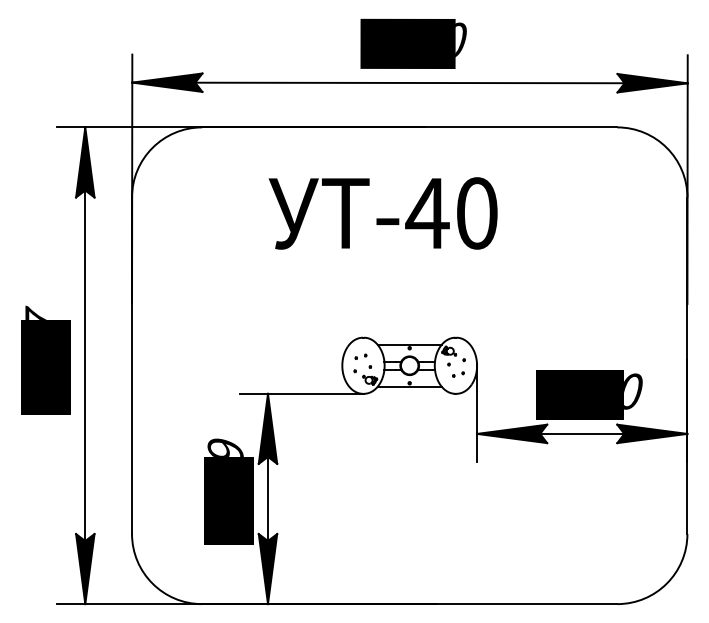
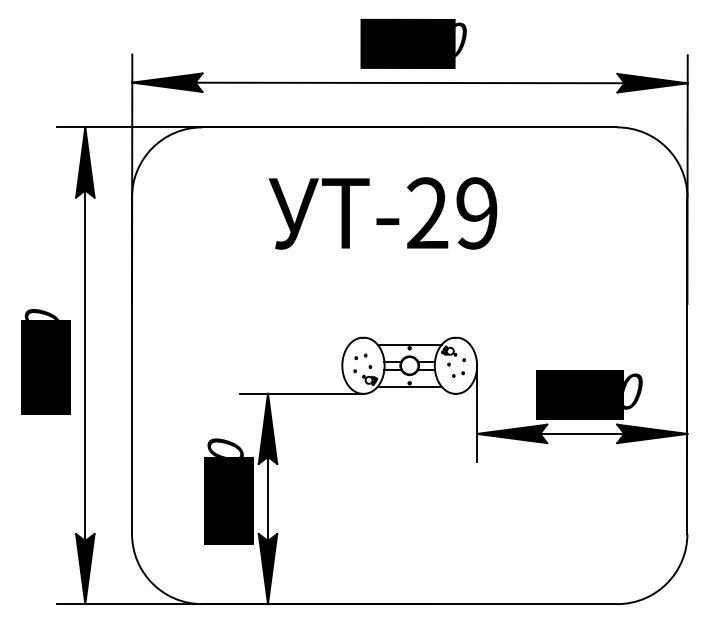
text: -40 -> -29 (451, 213)
text: 3407 -> 3400 (41, 312)
text: 2249 -> 1500 (225, 447)
